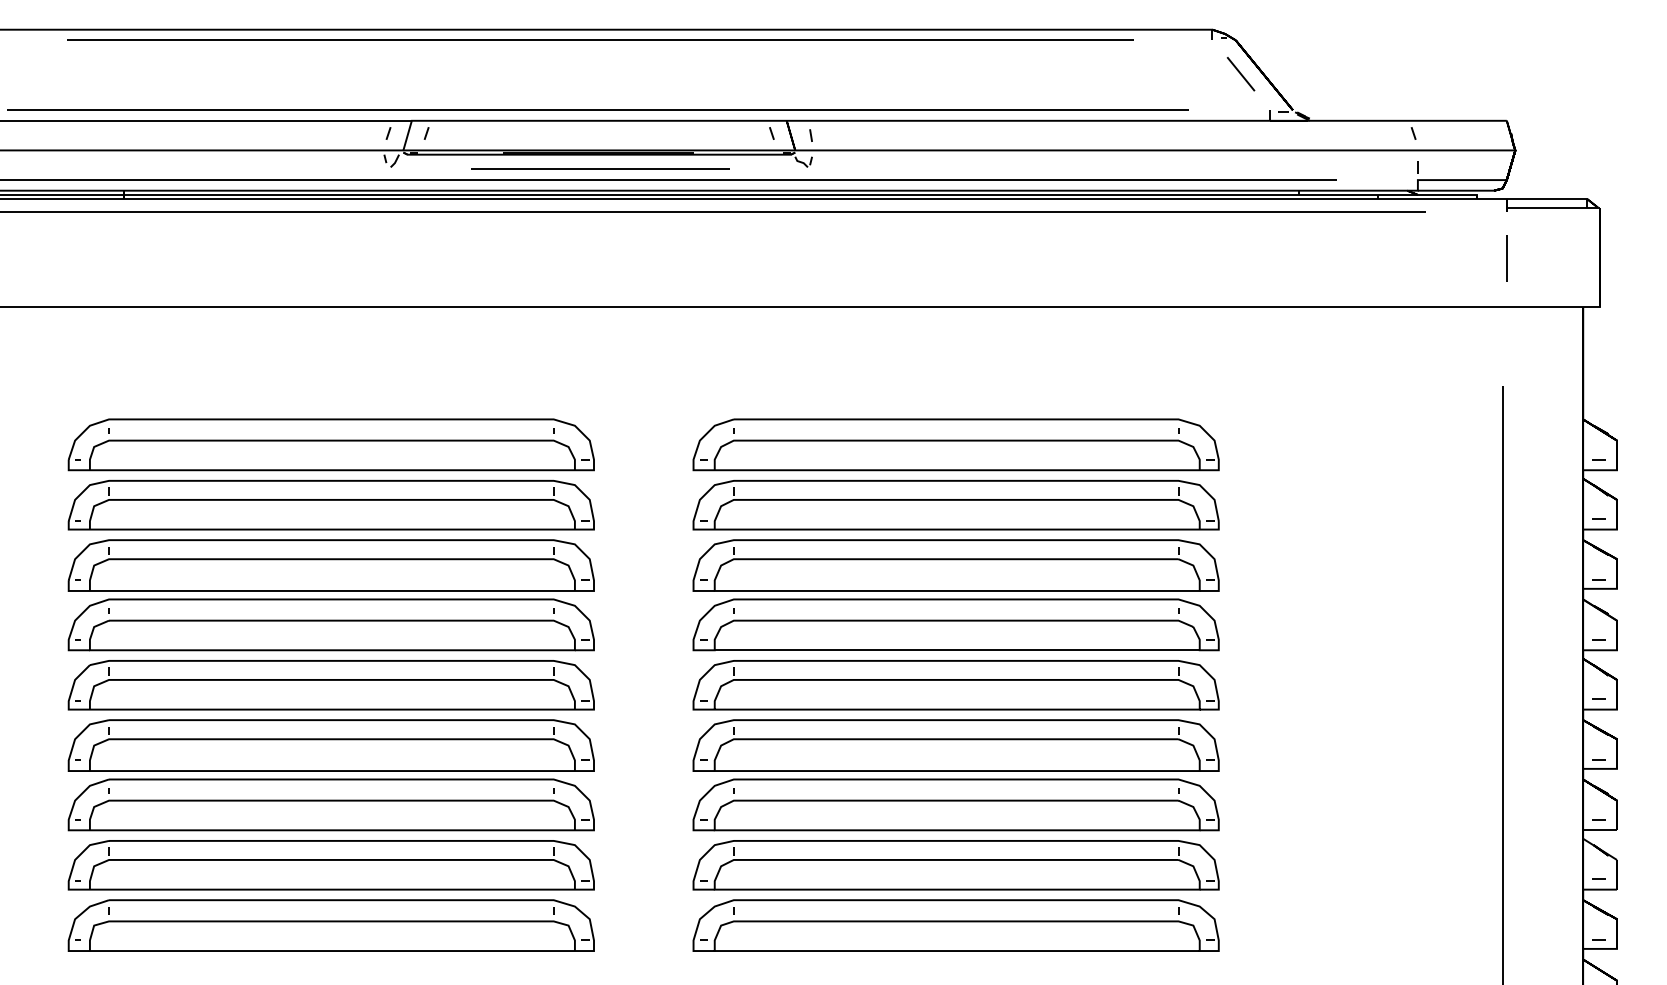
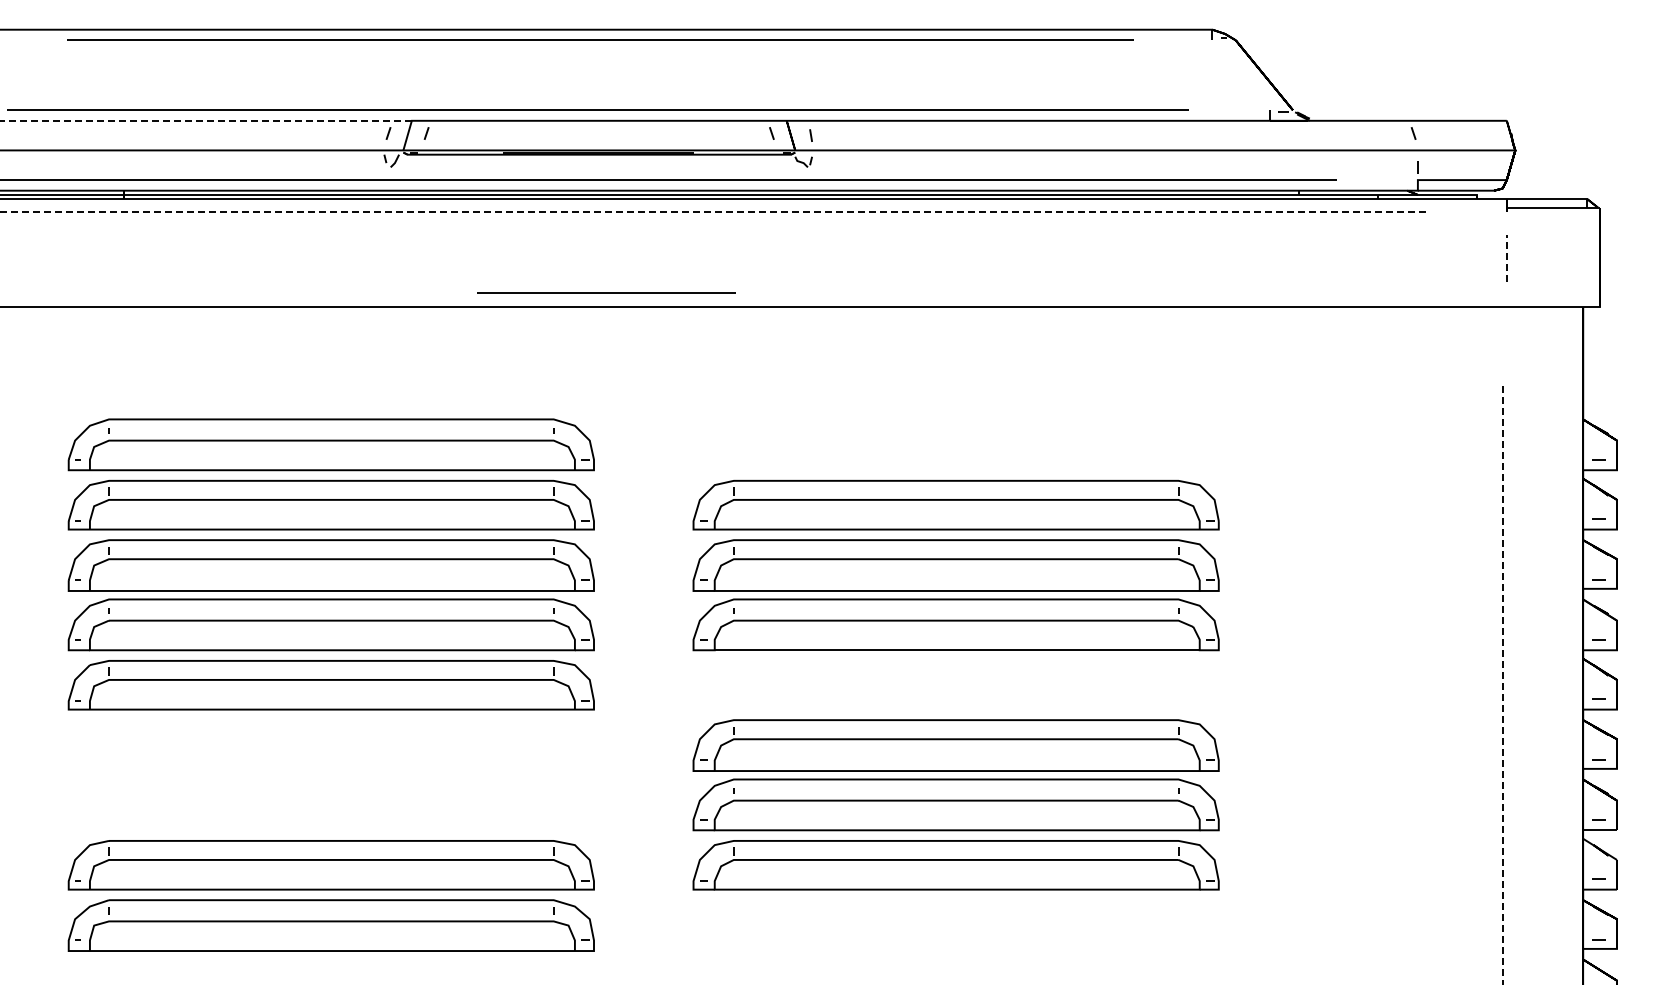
line: present -> none (1240, 74)
line: solid -> dashed (206, 120)
line position: (600, 168) -> (606, 292) (606, 292)
line: solid -> dashed (712, 211)
line: solid -> dashed (1506, 257)
part: present -> none (955, 444)
line: solid -> dashed (1502, 684)
part: present -> none (955, 685)
part: present -> none (330, 775)
part: present -> none (955, 925)
